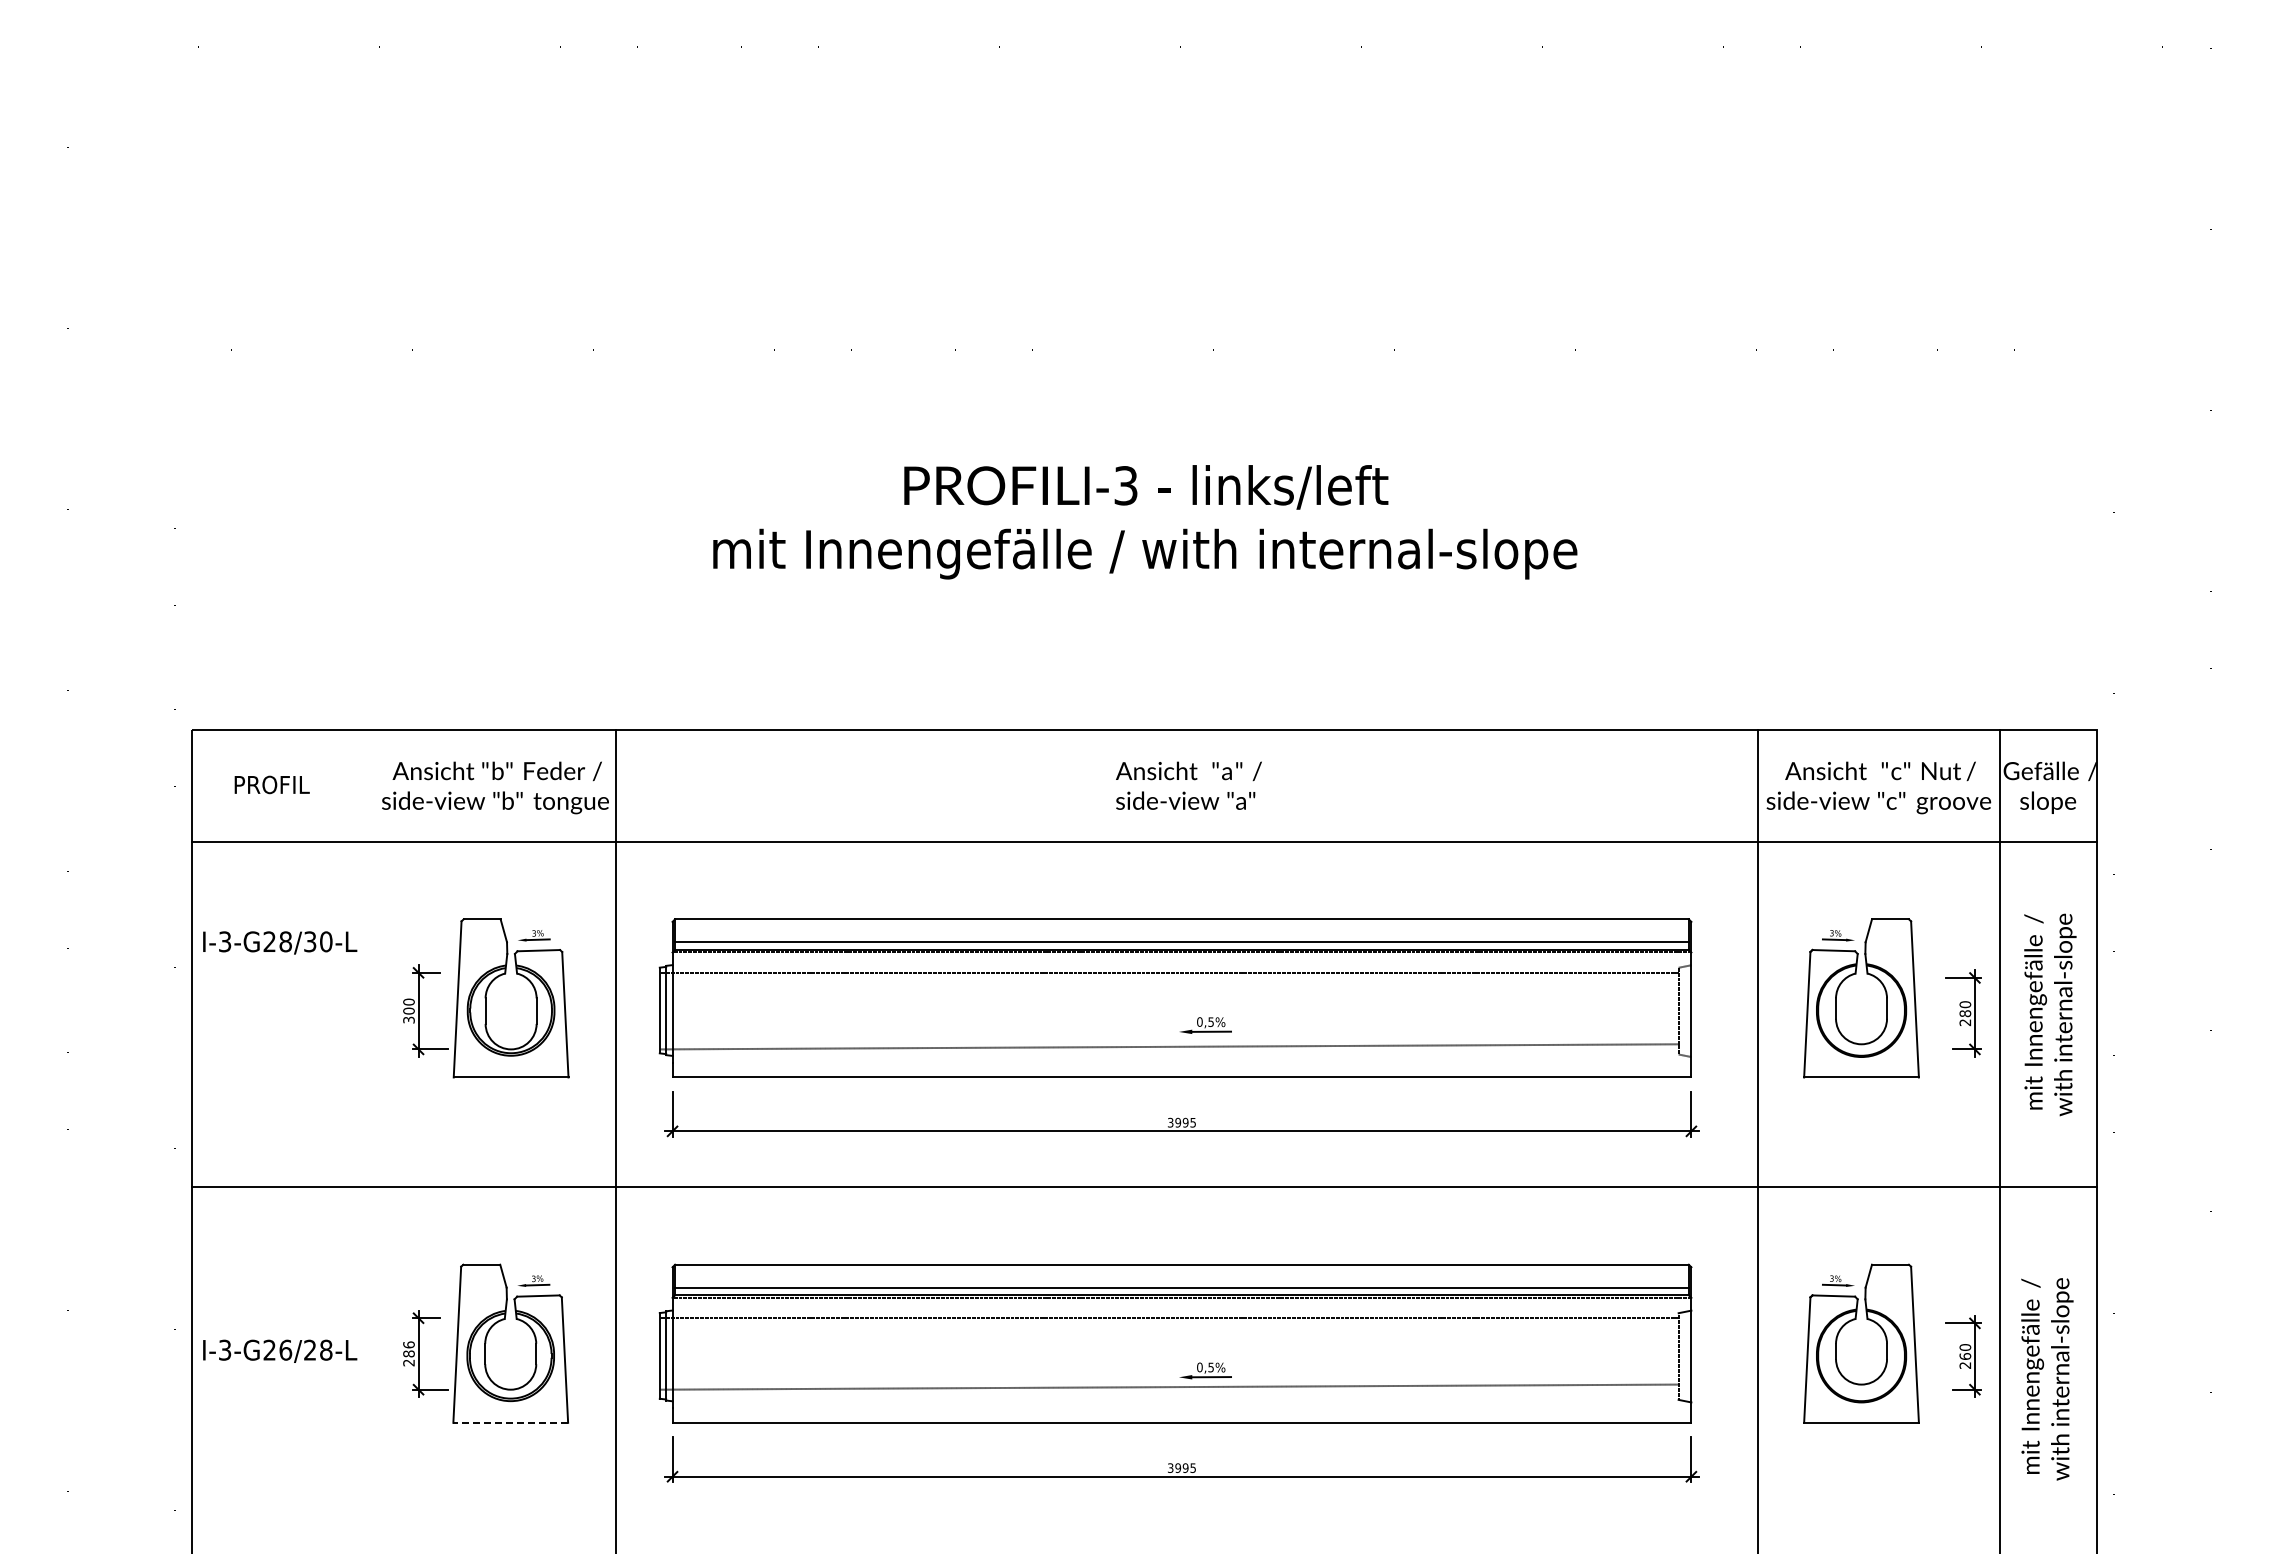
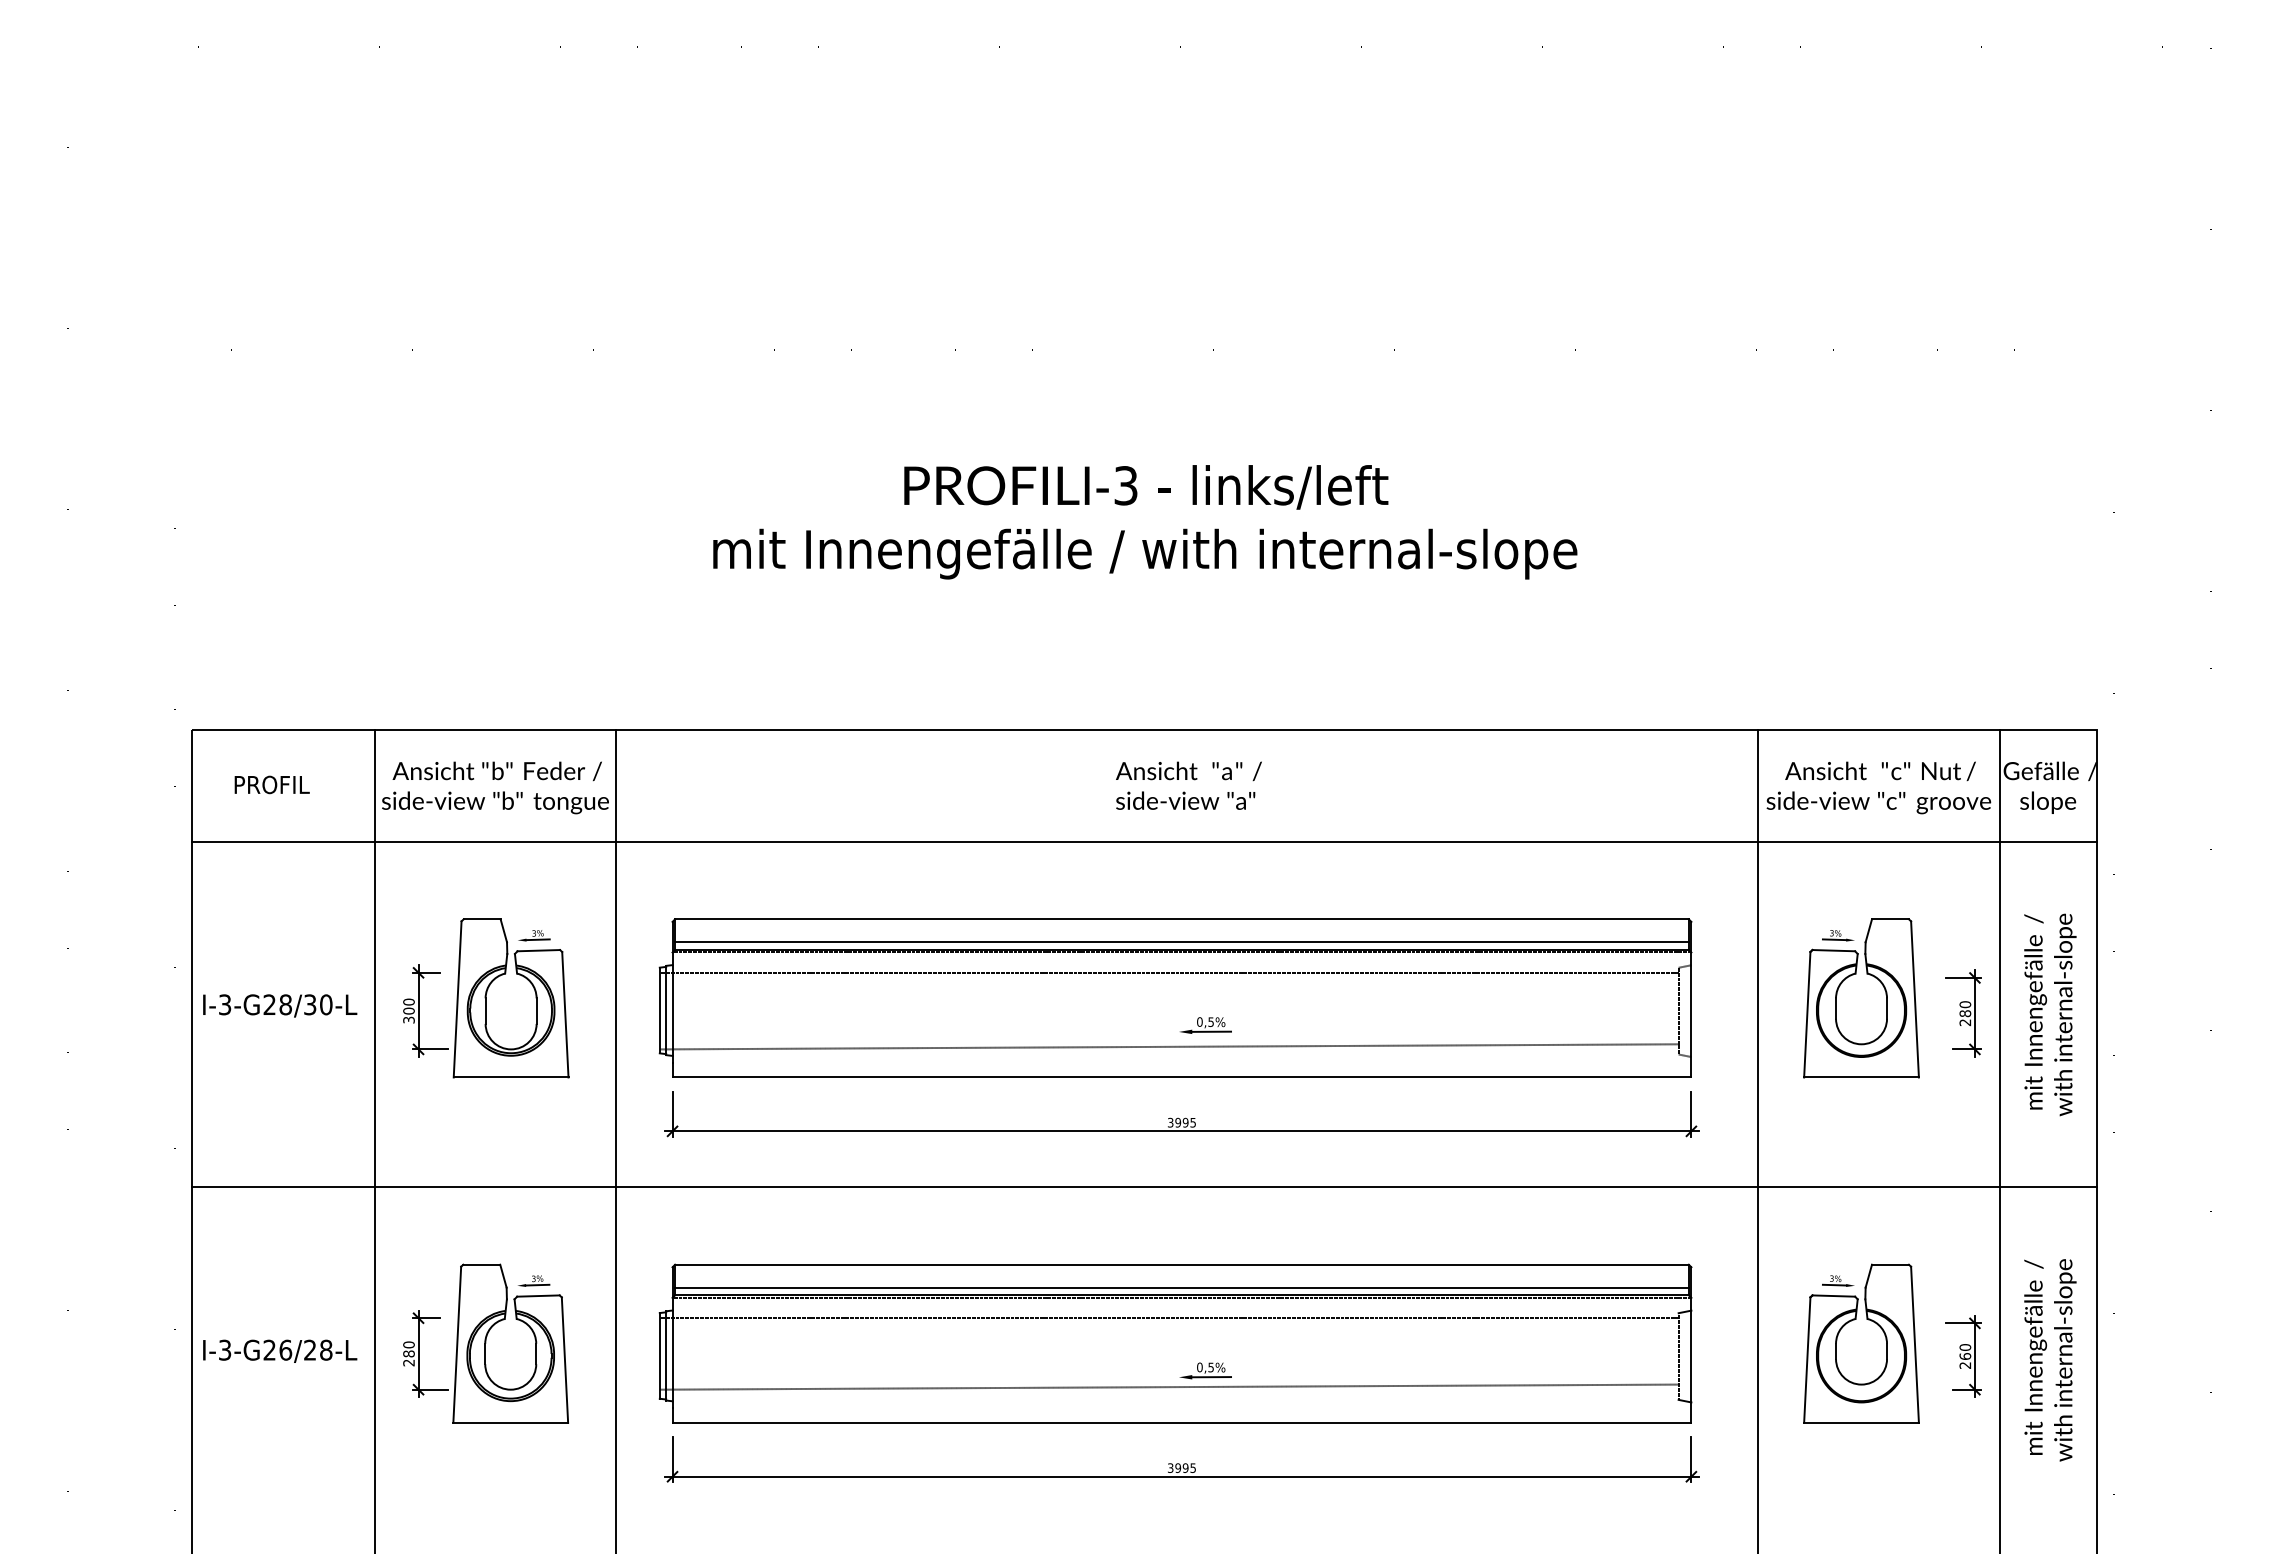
text position: (280, 942) -> (280, 1005) (280, 1005)
line: none -> present (375, 1140)
text: 286 -> 280 (408, 1344)
text position: (2047, 1379) -> (2050, 1360) (2050, 1360)
line: dashed -> solid (510, 1422)
